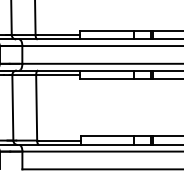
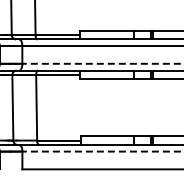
line: solid -> dashed (102, 63)
line: solid -> dashed (102, 151)
